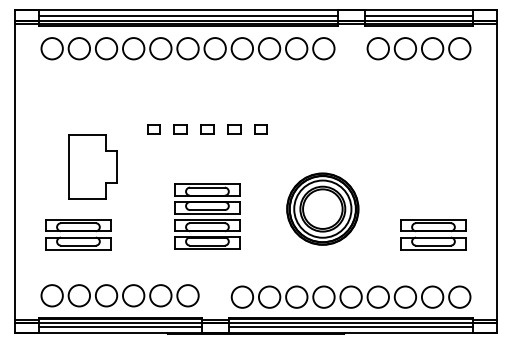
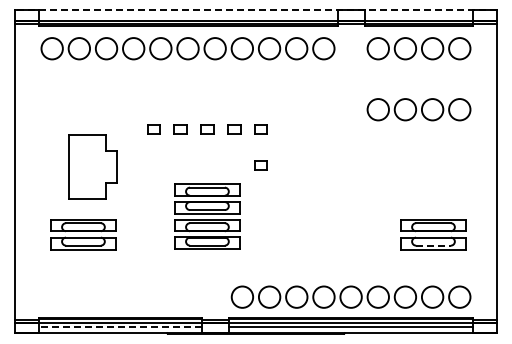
line: solid -> dashed (255, 10)
line: present -> none (187, 16)
line: present -> none (418, 16)
part: none -> present (418, 109)
part: none -> present (260, 165)
part: present -> none (322, 208)
part position: (78, 234) -> (83, 234) (83, 234)
line: solid -> dashed (433, 245)
part: present -> none (119, 295)
line: solid -> dashed (119, 327)
